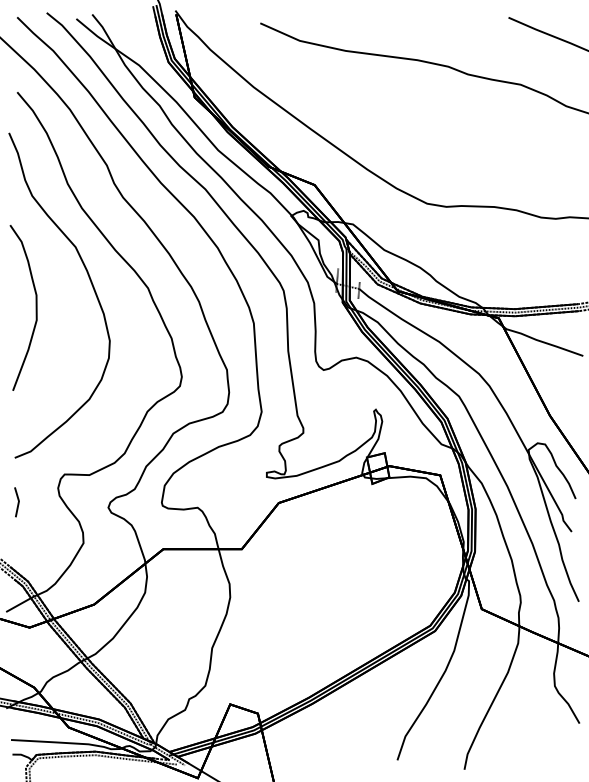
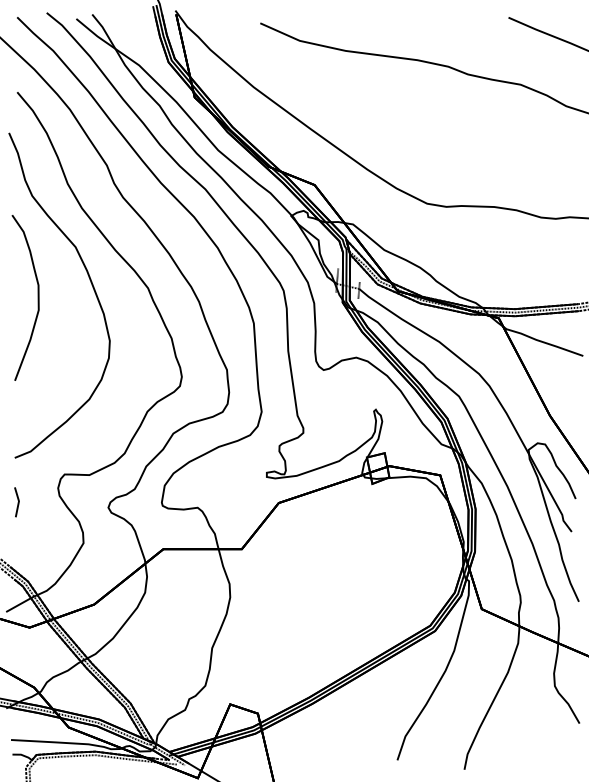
part position: (35, 307) -> (37, 297) (37, 297)
